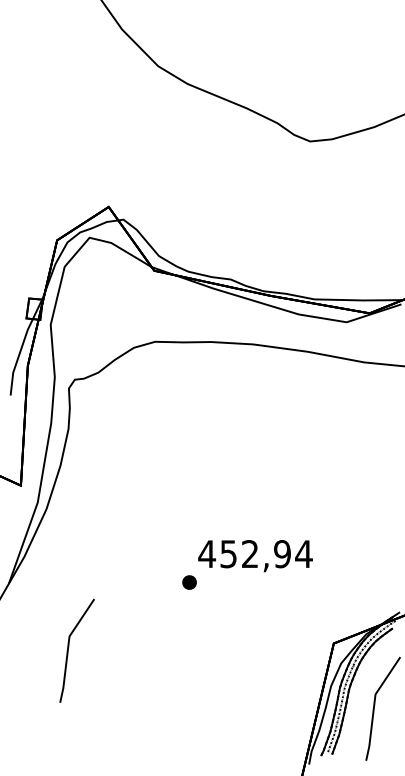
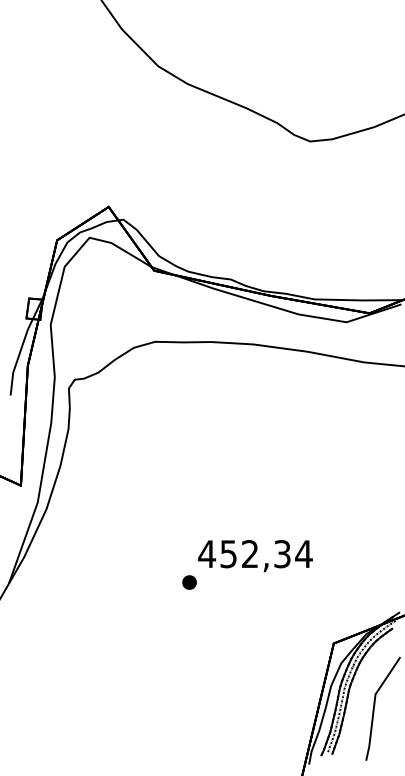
text: 452,94 -> 452,34 (282, 554)
curve: present -> none (69, 647)
